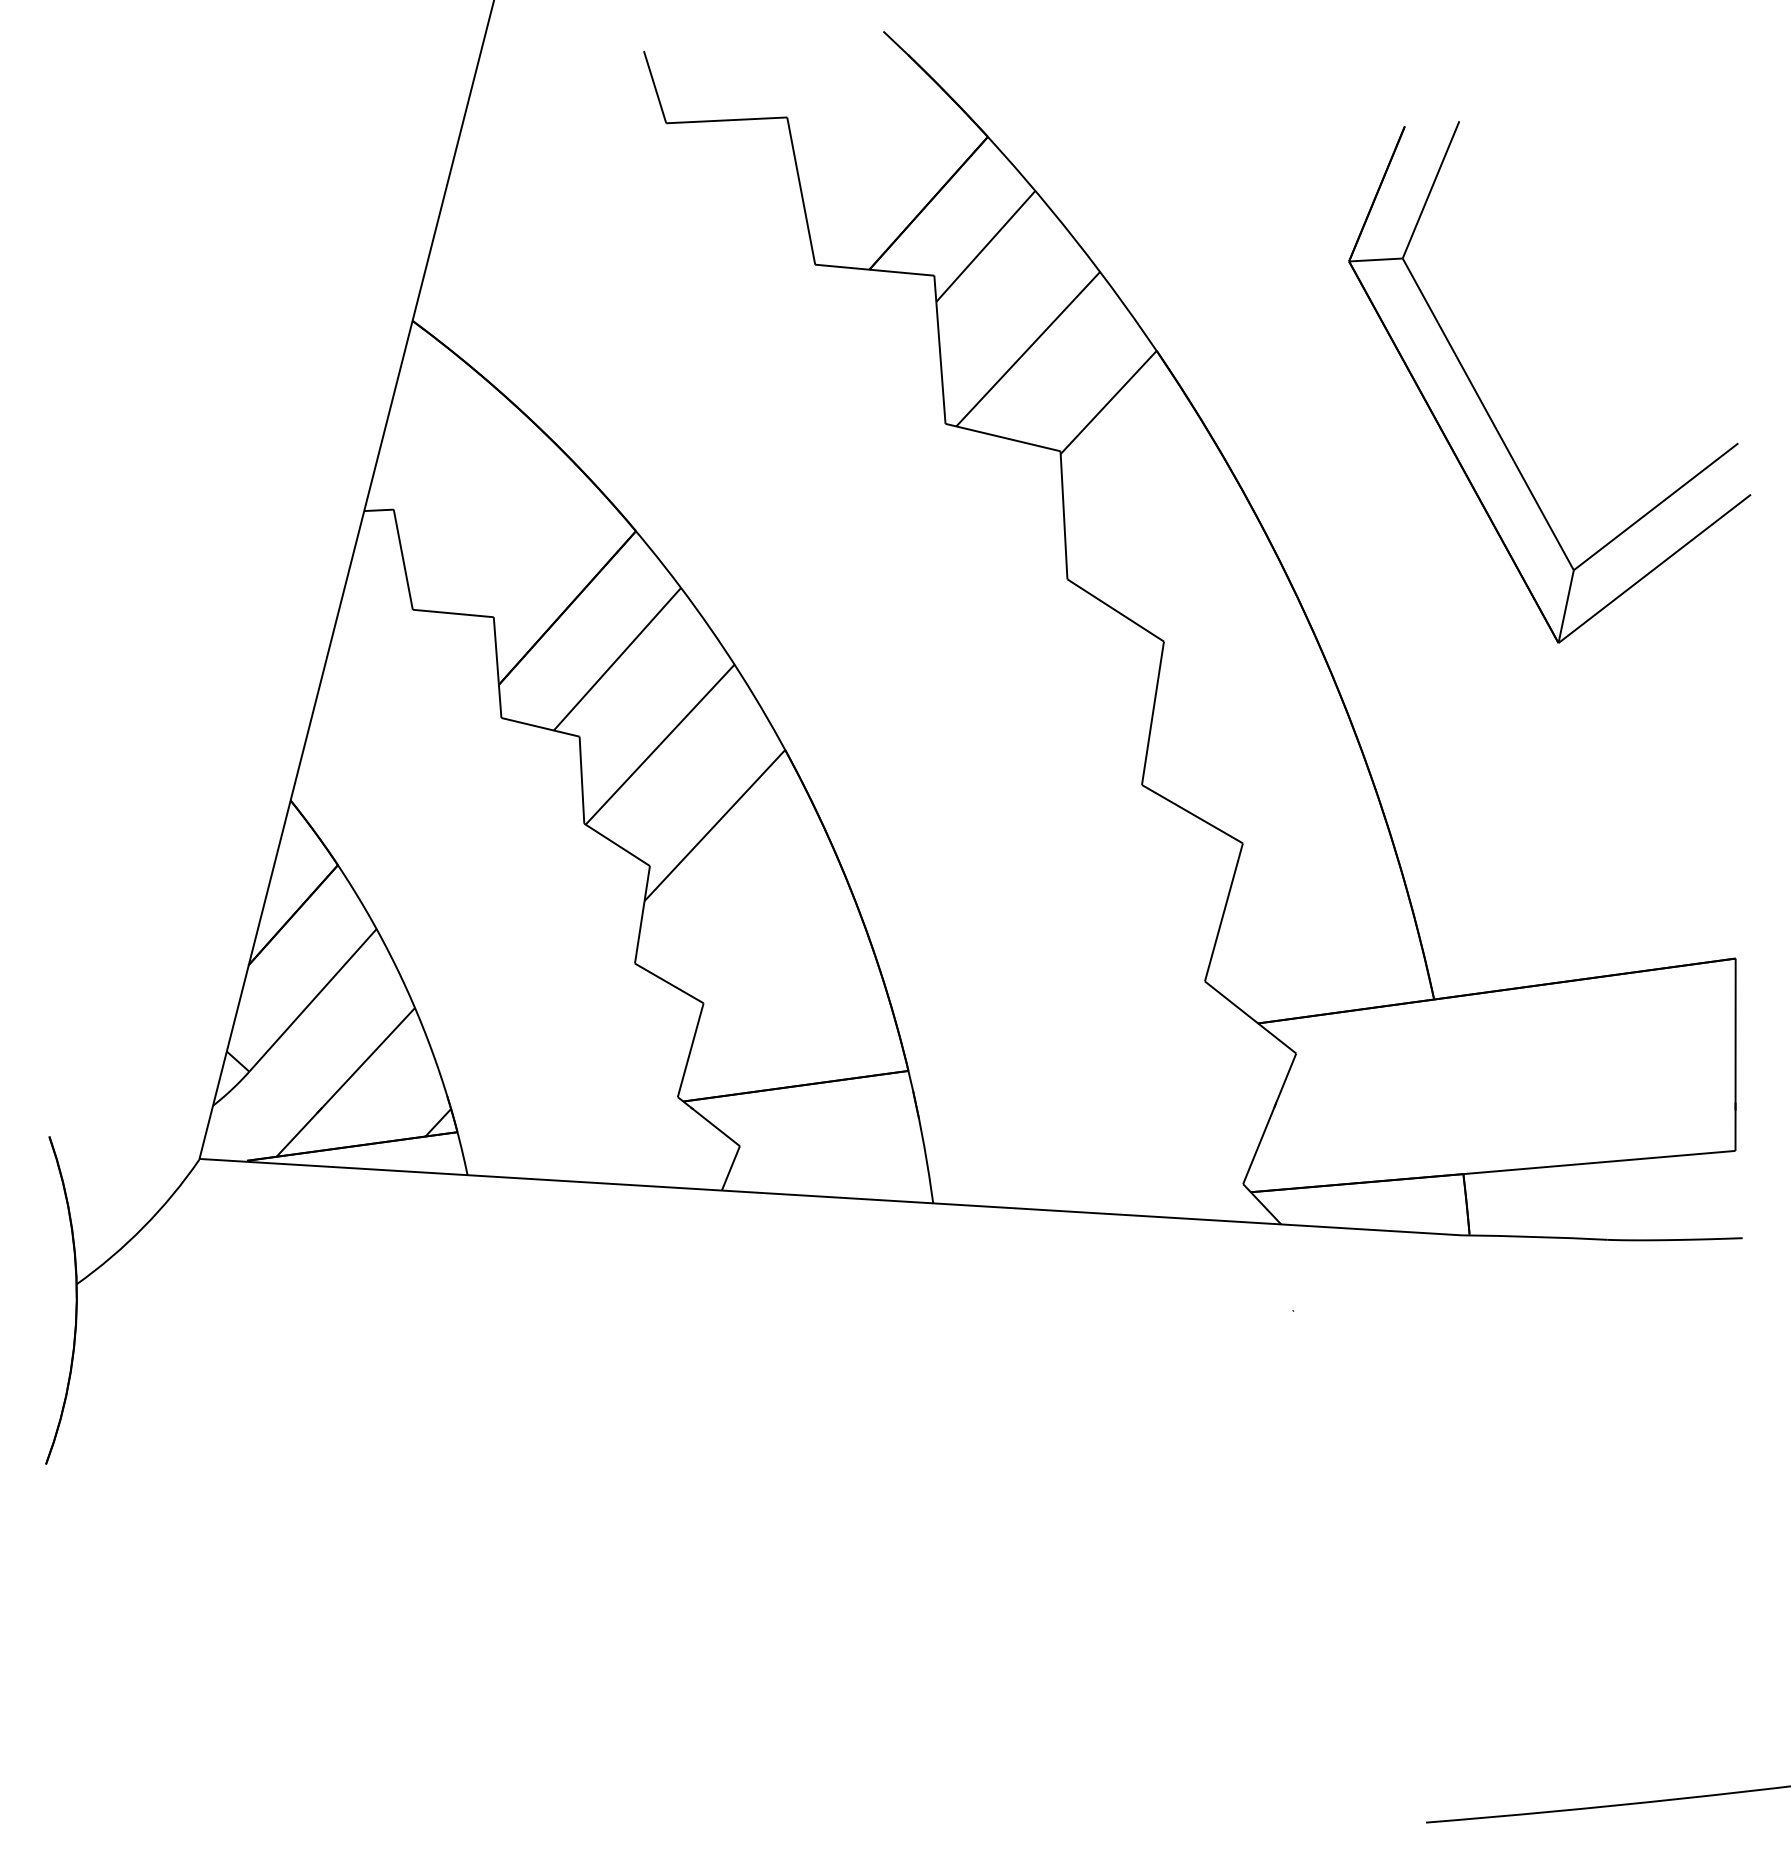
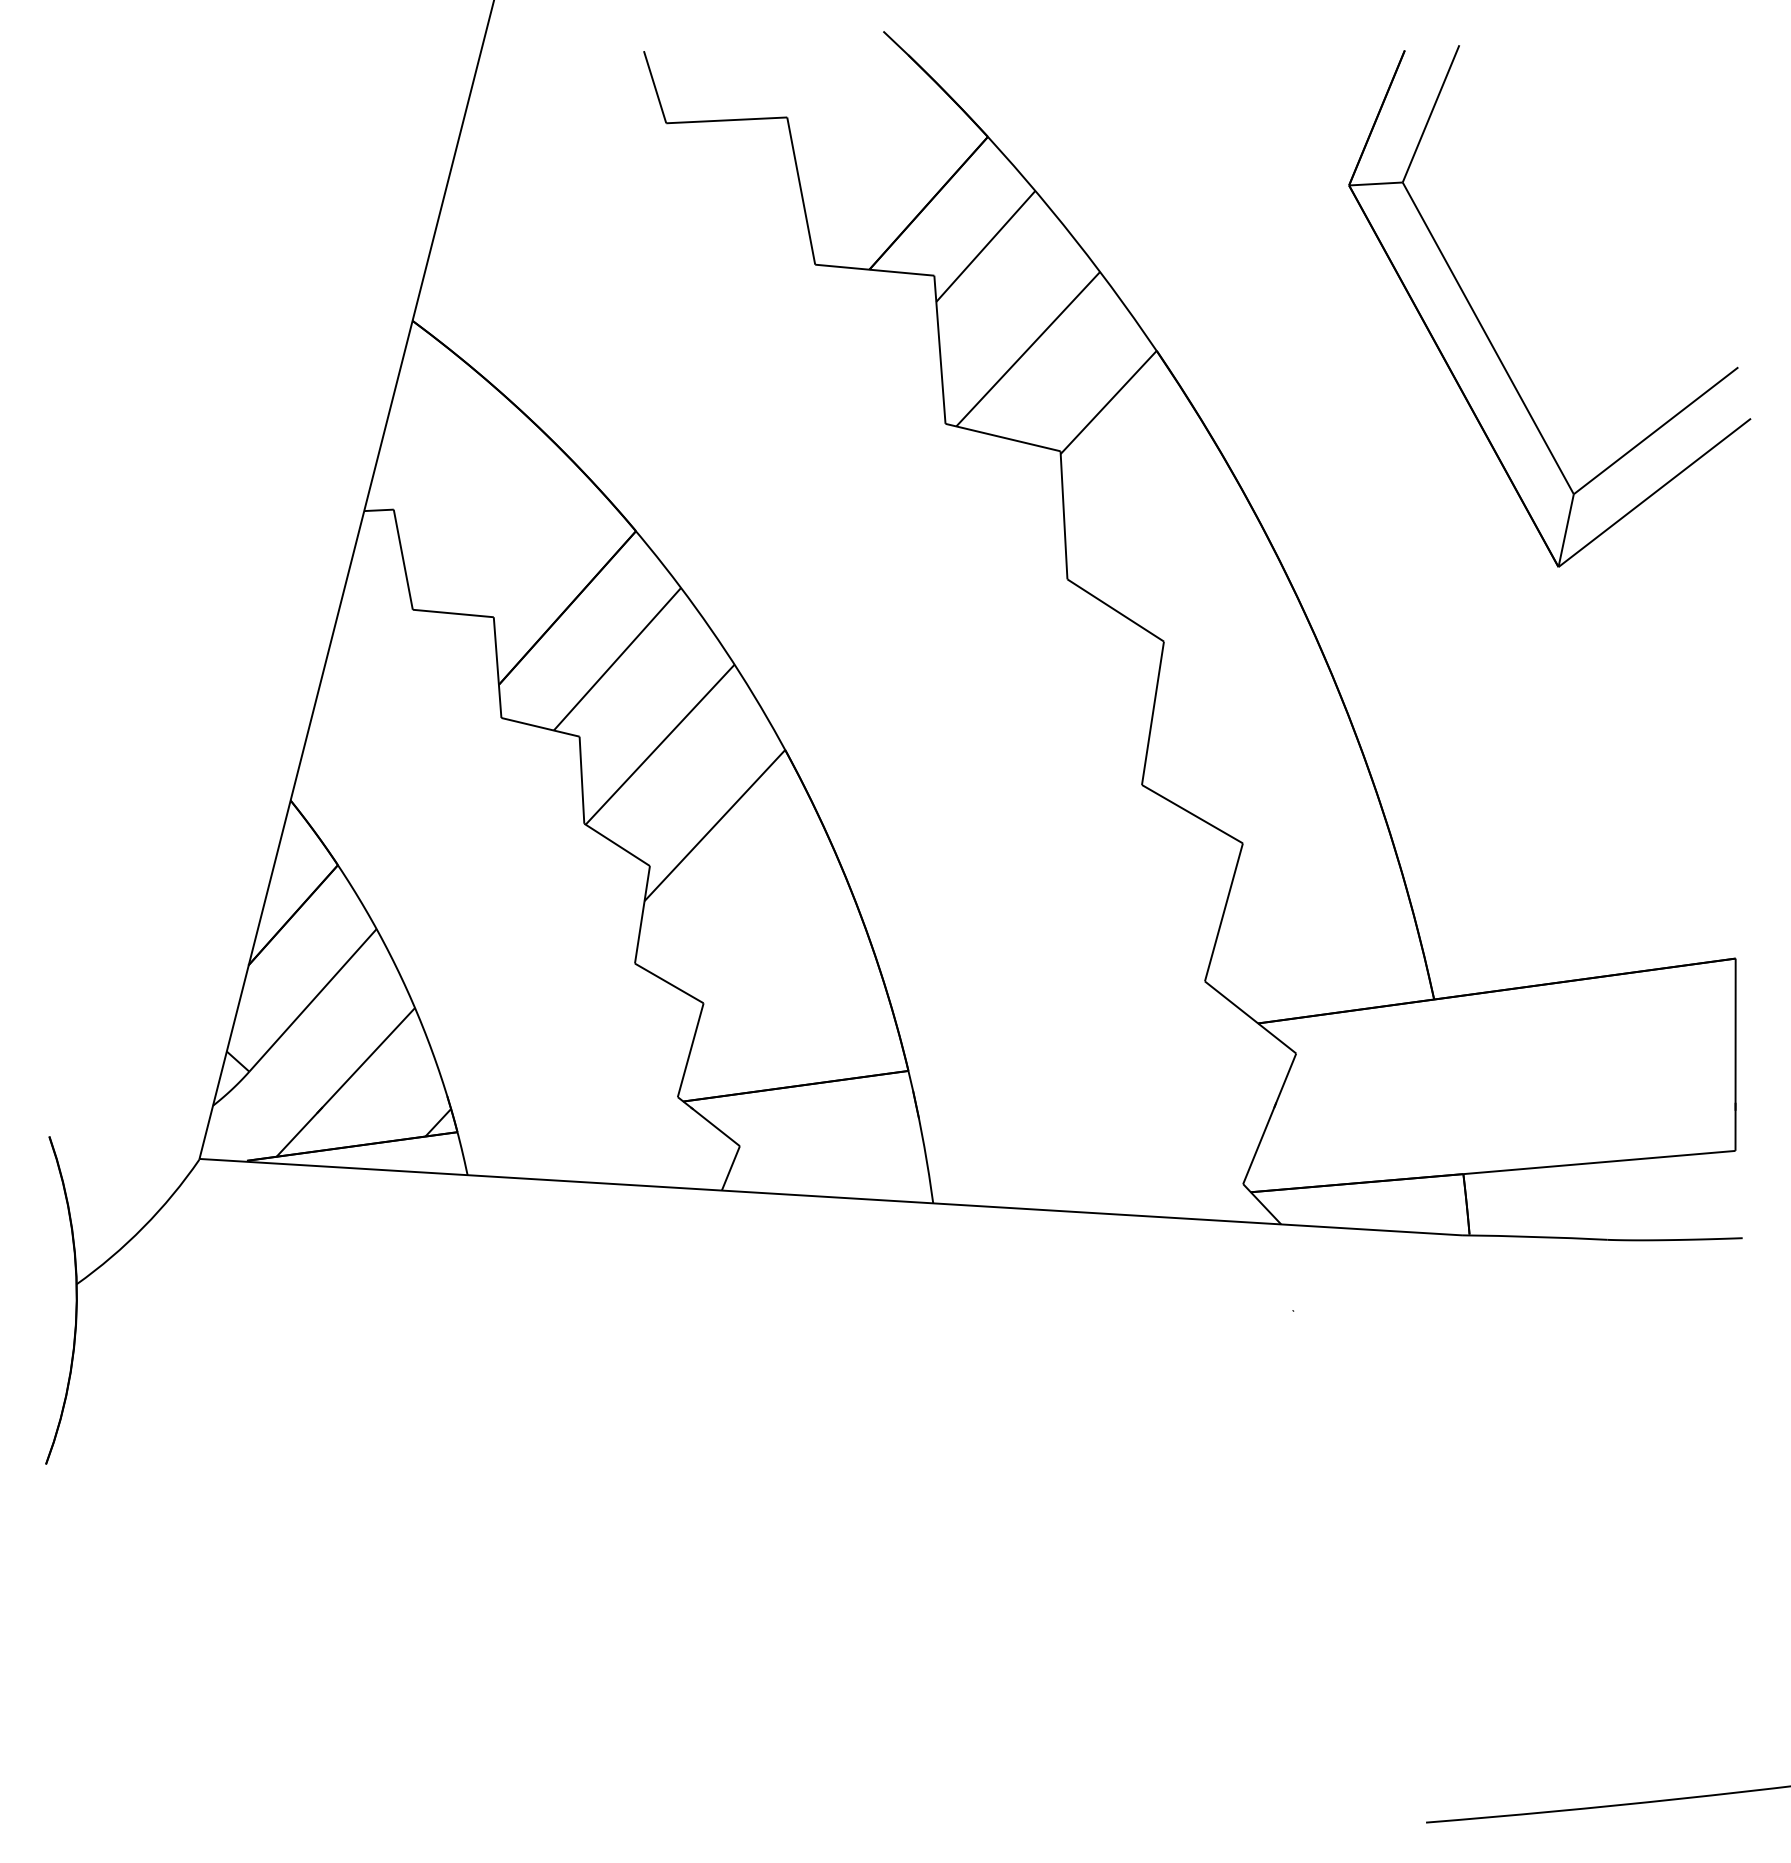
part position: (1491, 417) -> (1491, 341) (1491, 341)
